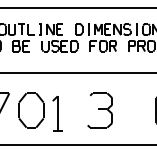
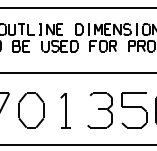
part: none -> present (134, 110)
part position: (57, 113) -> (65, 110) (65, 110)
